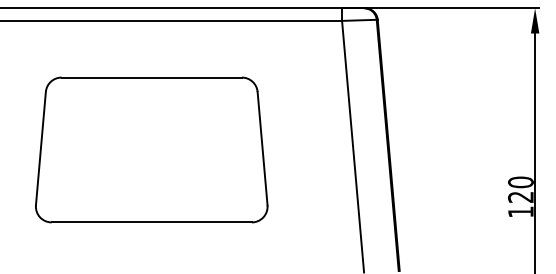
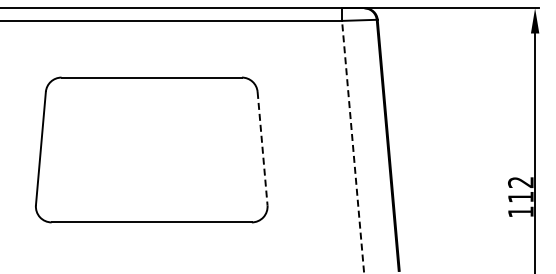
line: solid -> dashed (353, 146)
line: solid -> dashed (262, 148)
text: 120 -> 112 (520, 189)
